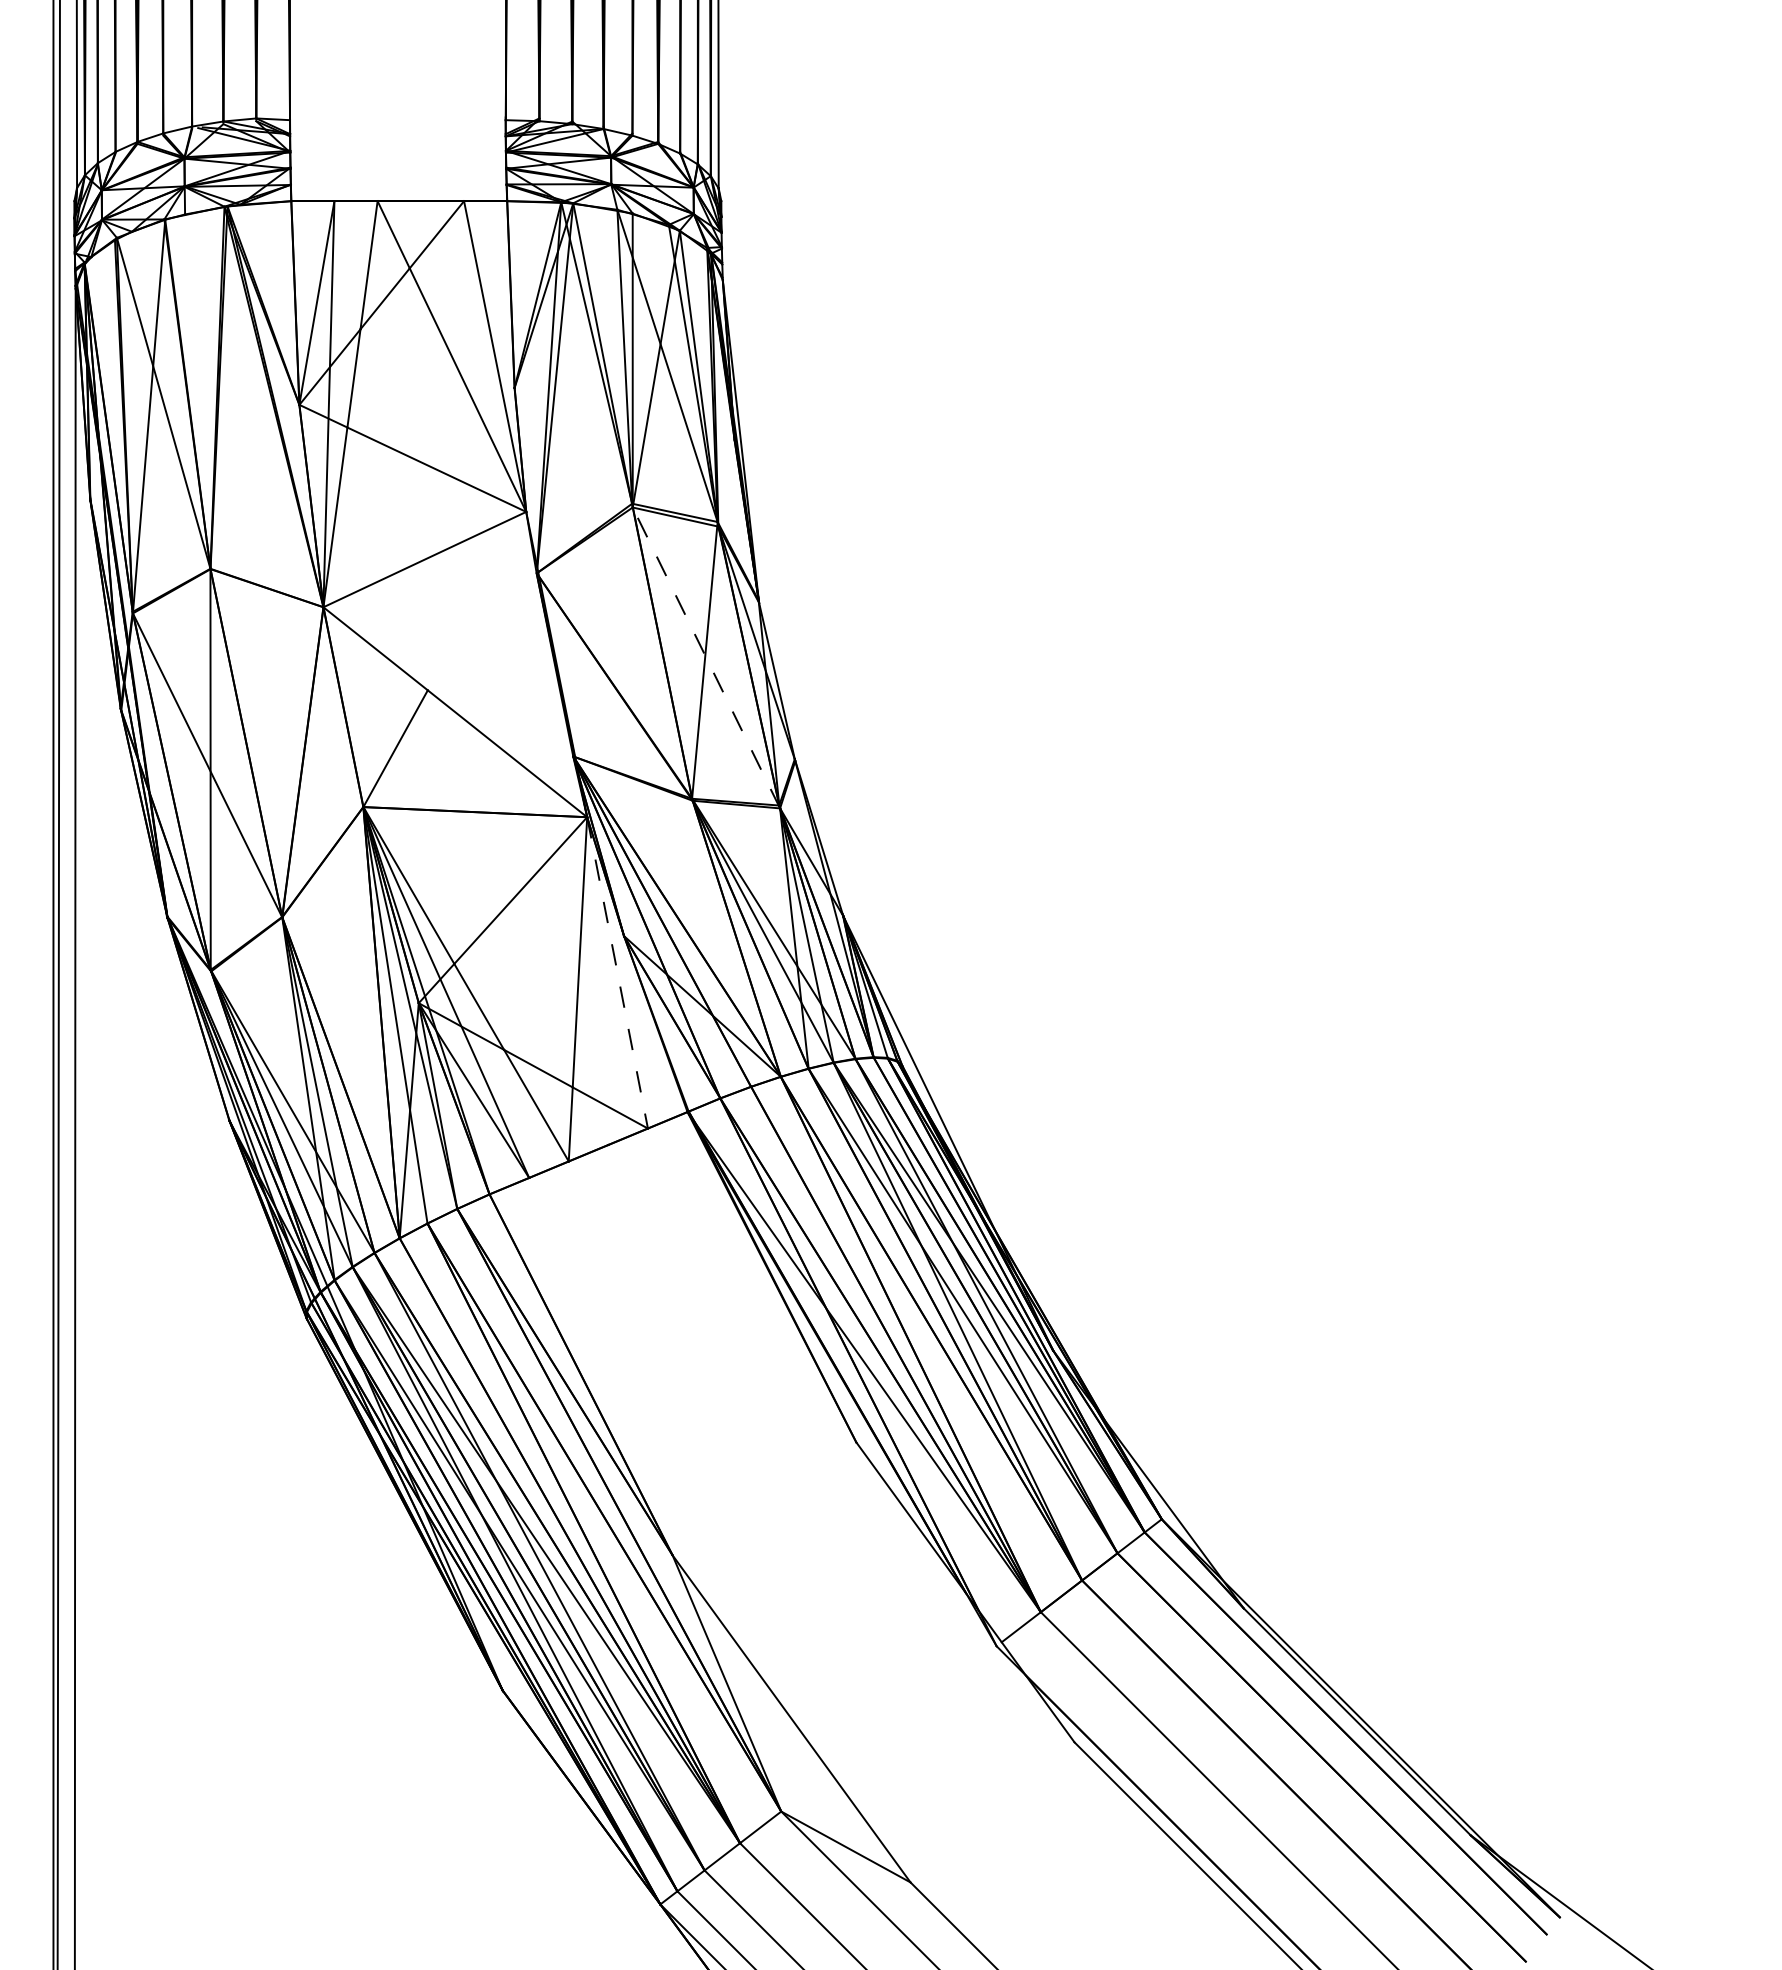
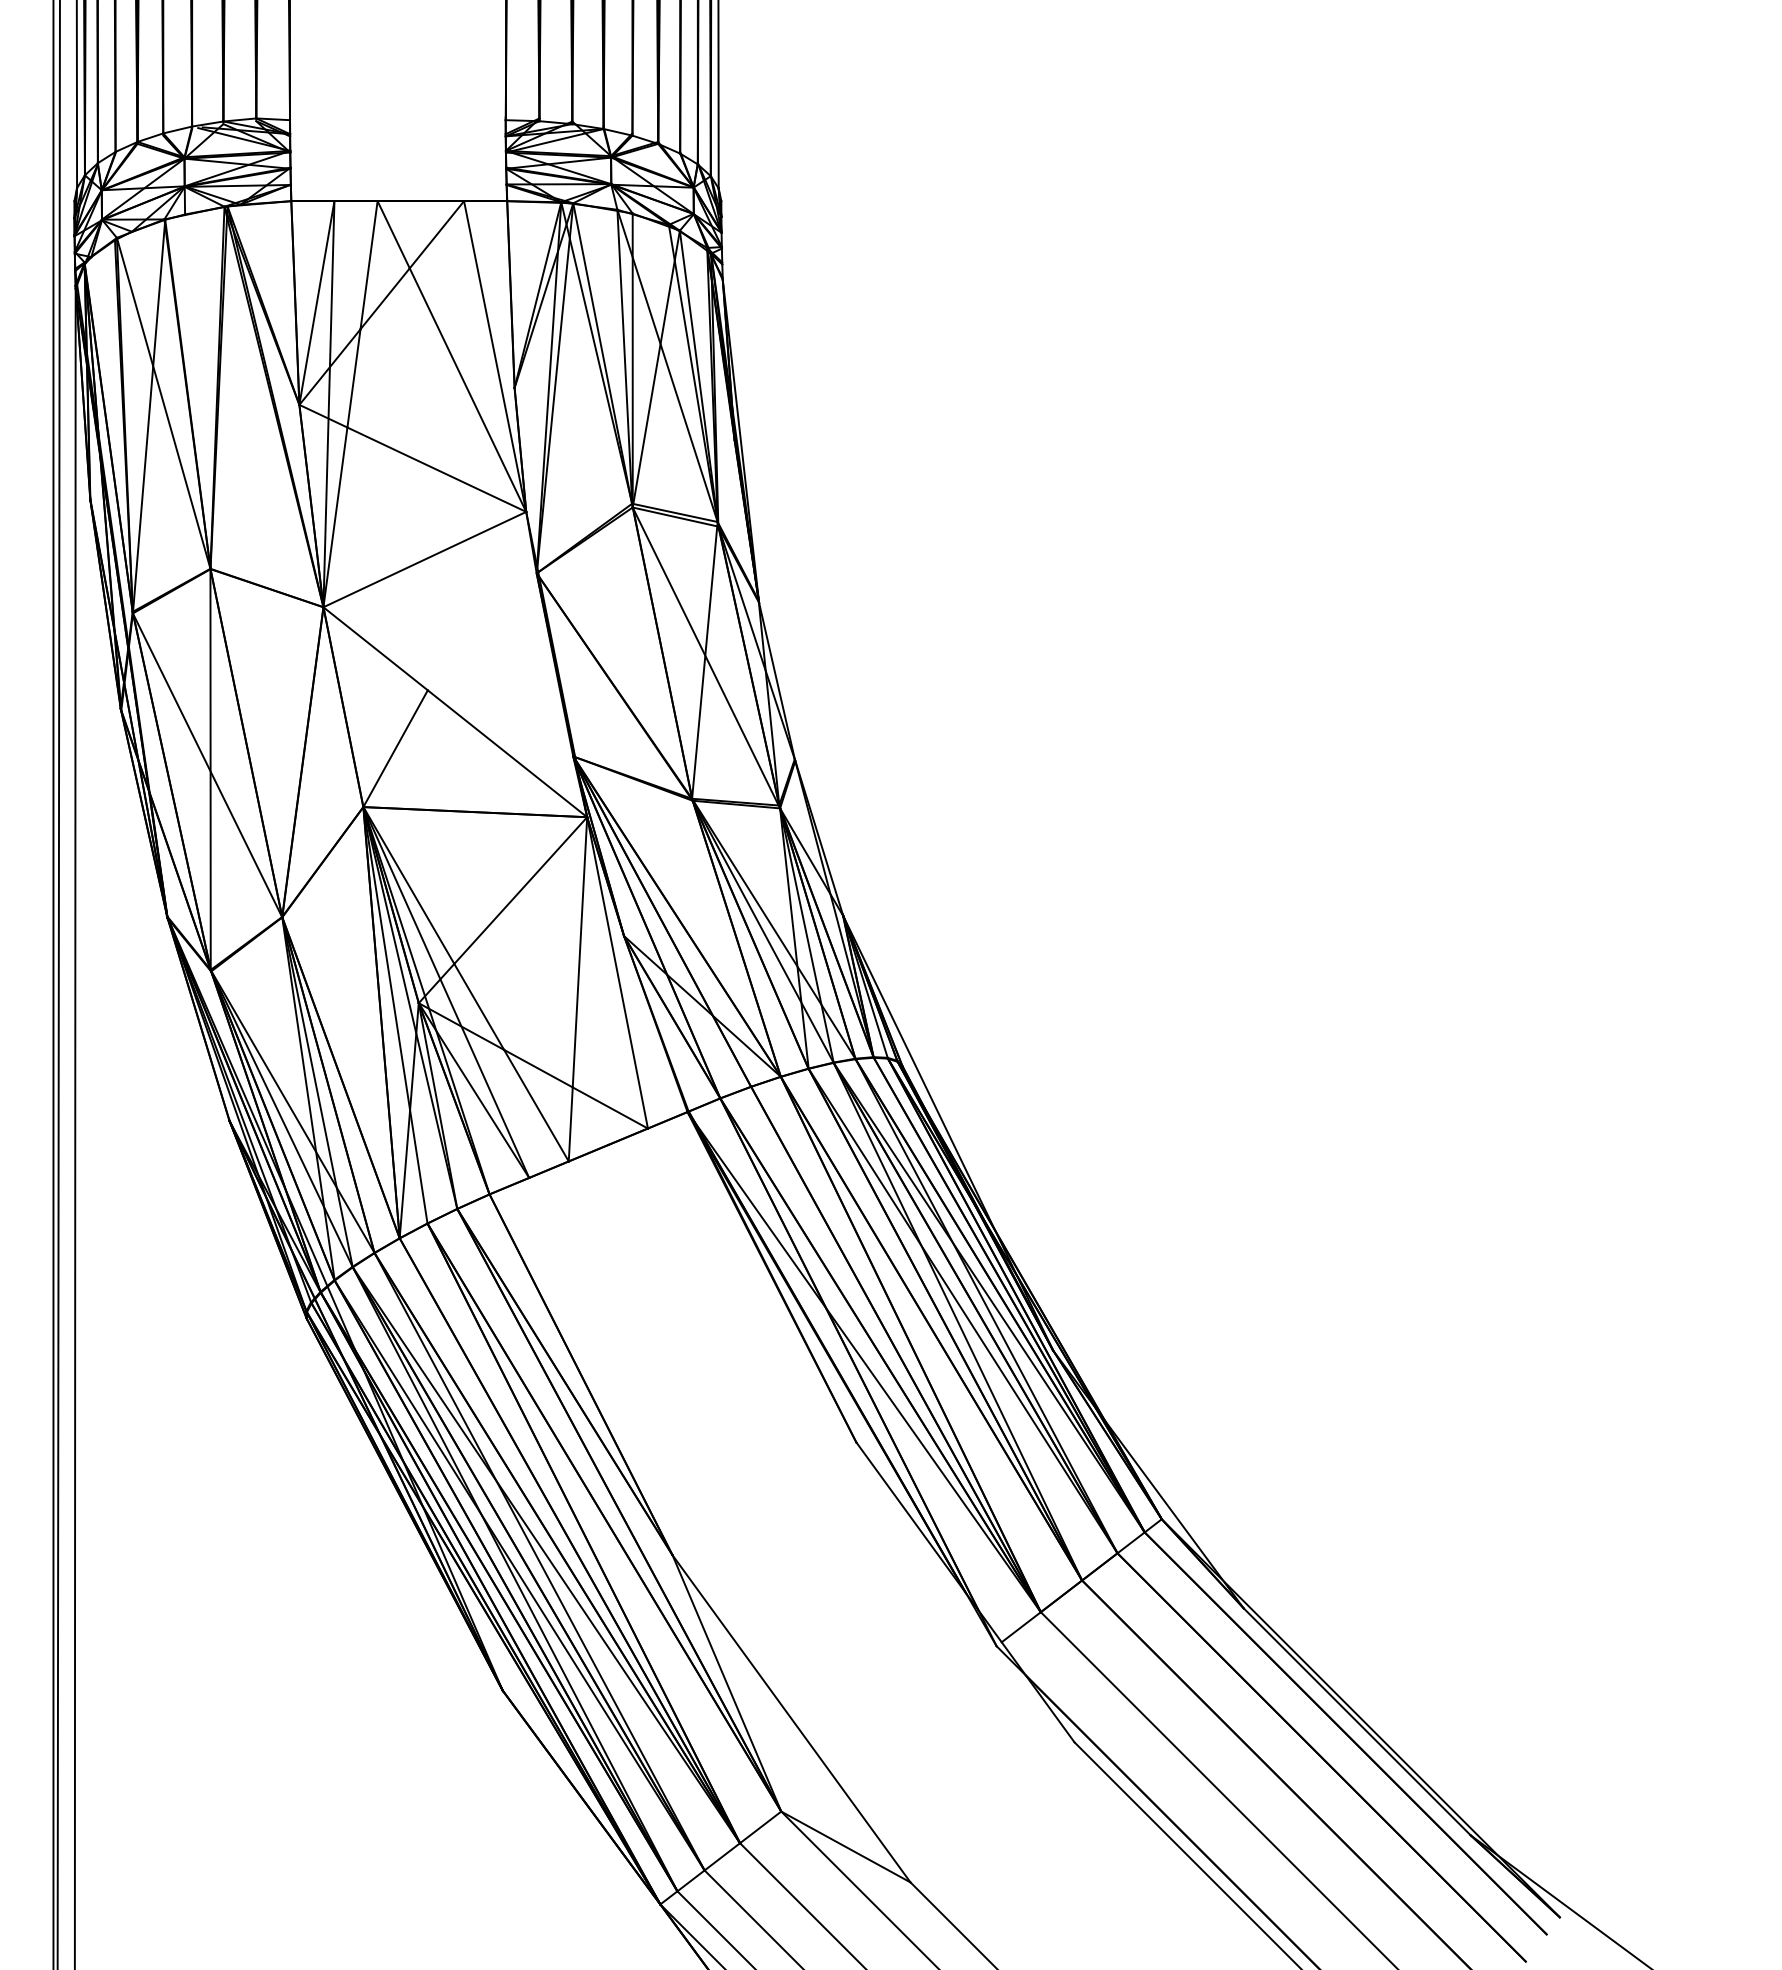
line: dashed -> solid (706, 657)
line: dashed -> solid (617, 972)
